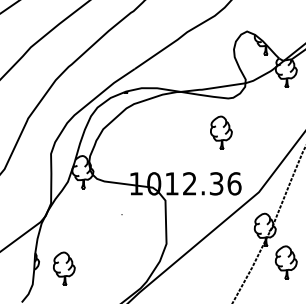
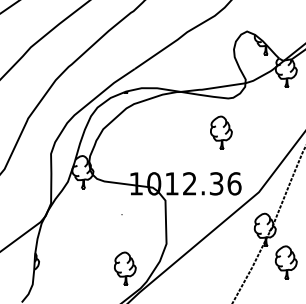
part position: (64, 268) -> (125, 268) (125, 268)
